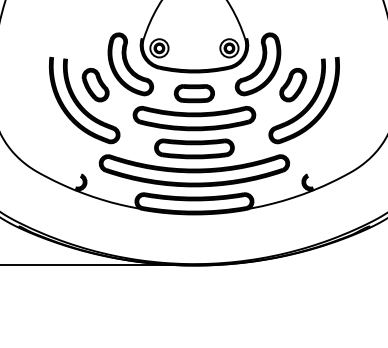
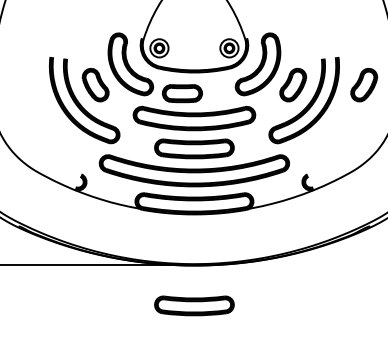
part: none -> present (363, 85)
part position: (194, 93) -> (182, 93) (182, 93)
part: none -> present (194, 305)
